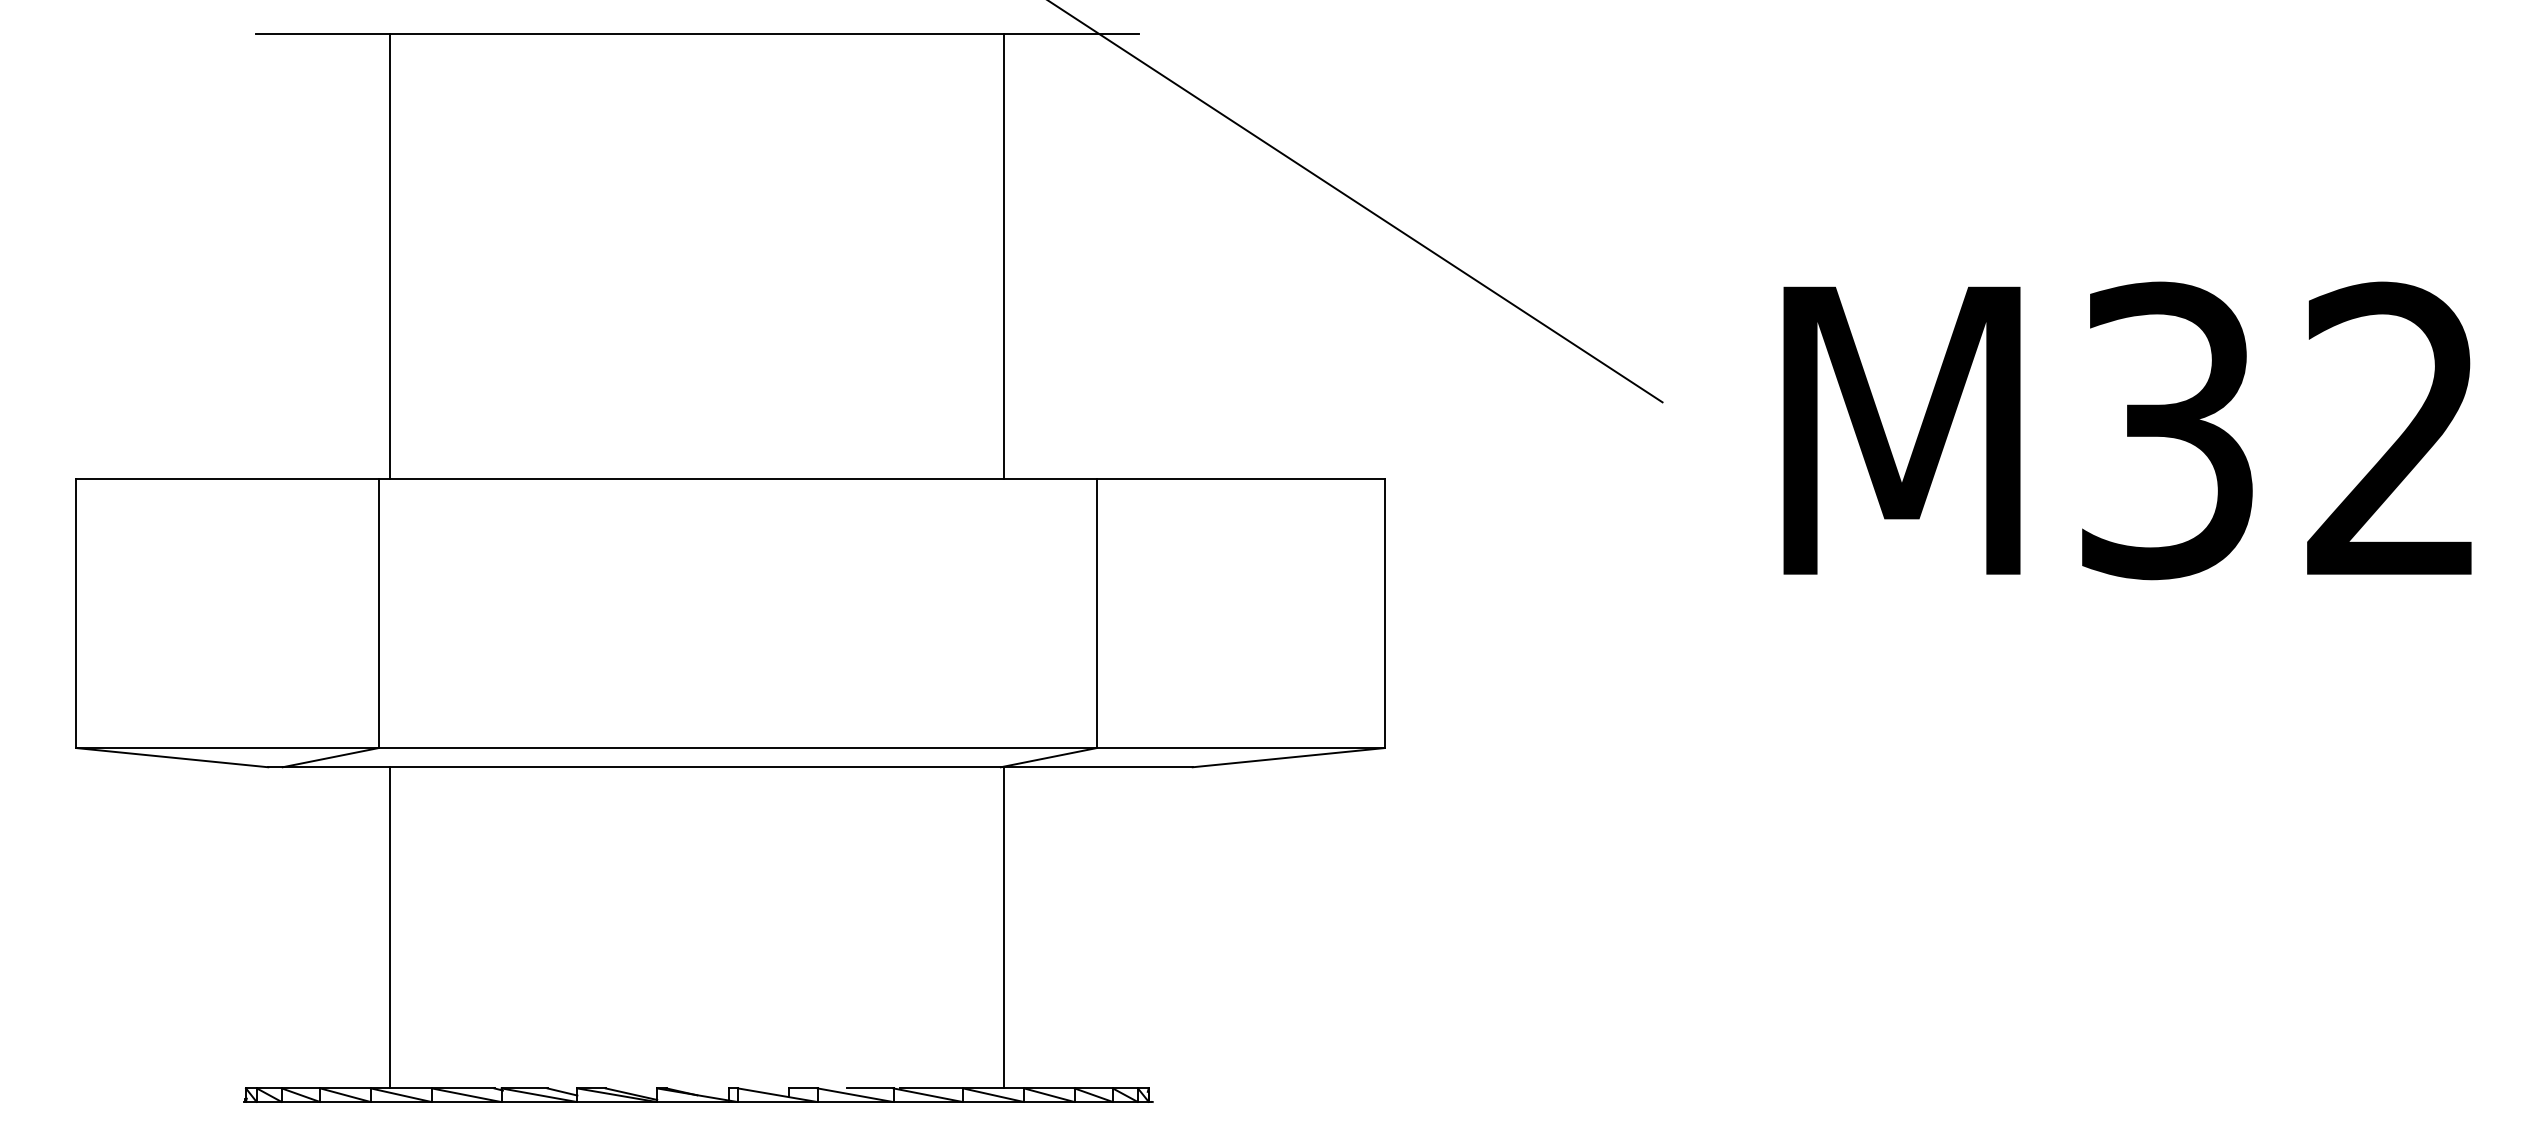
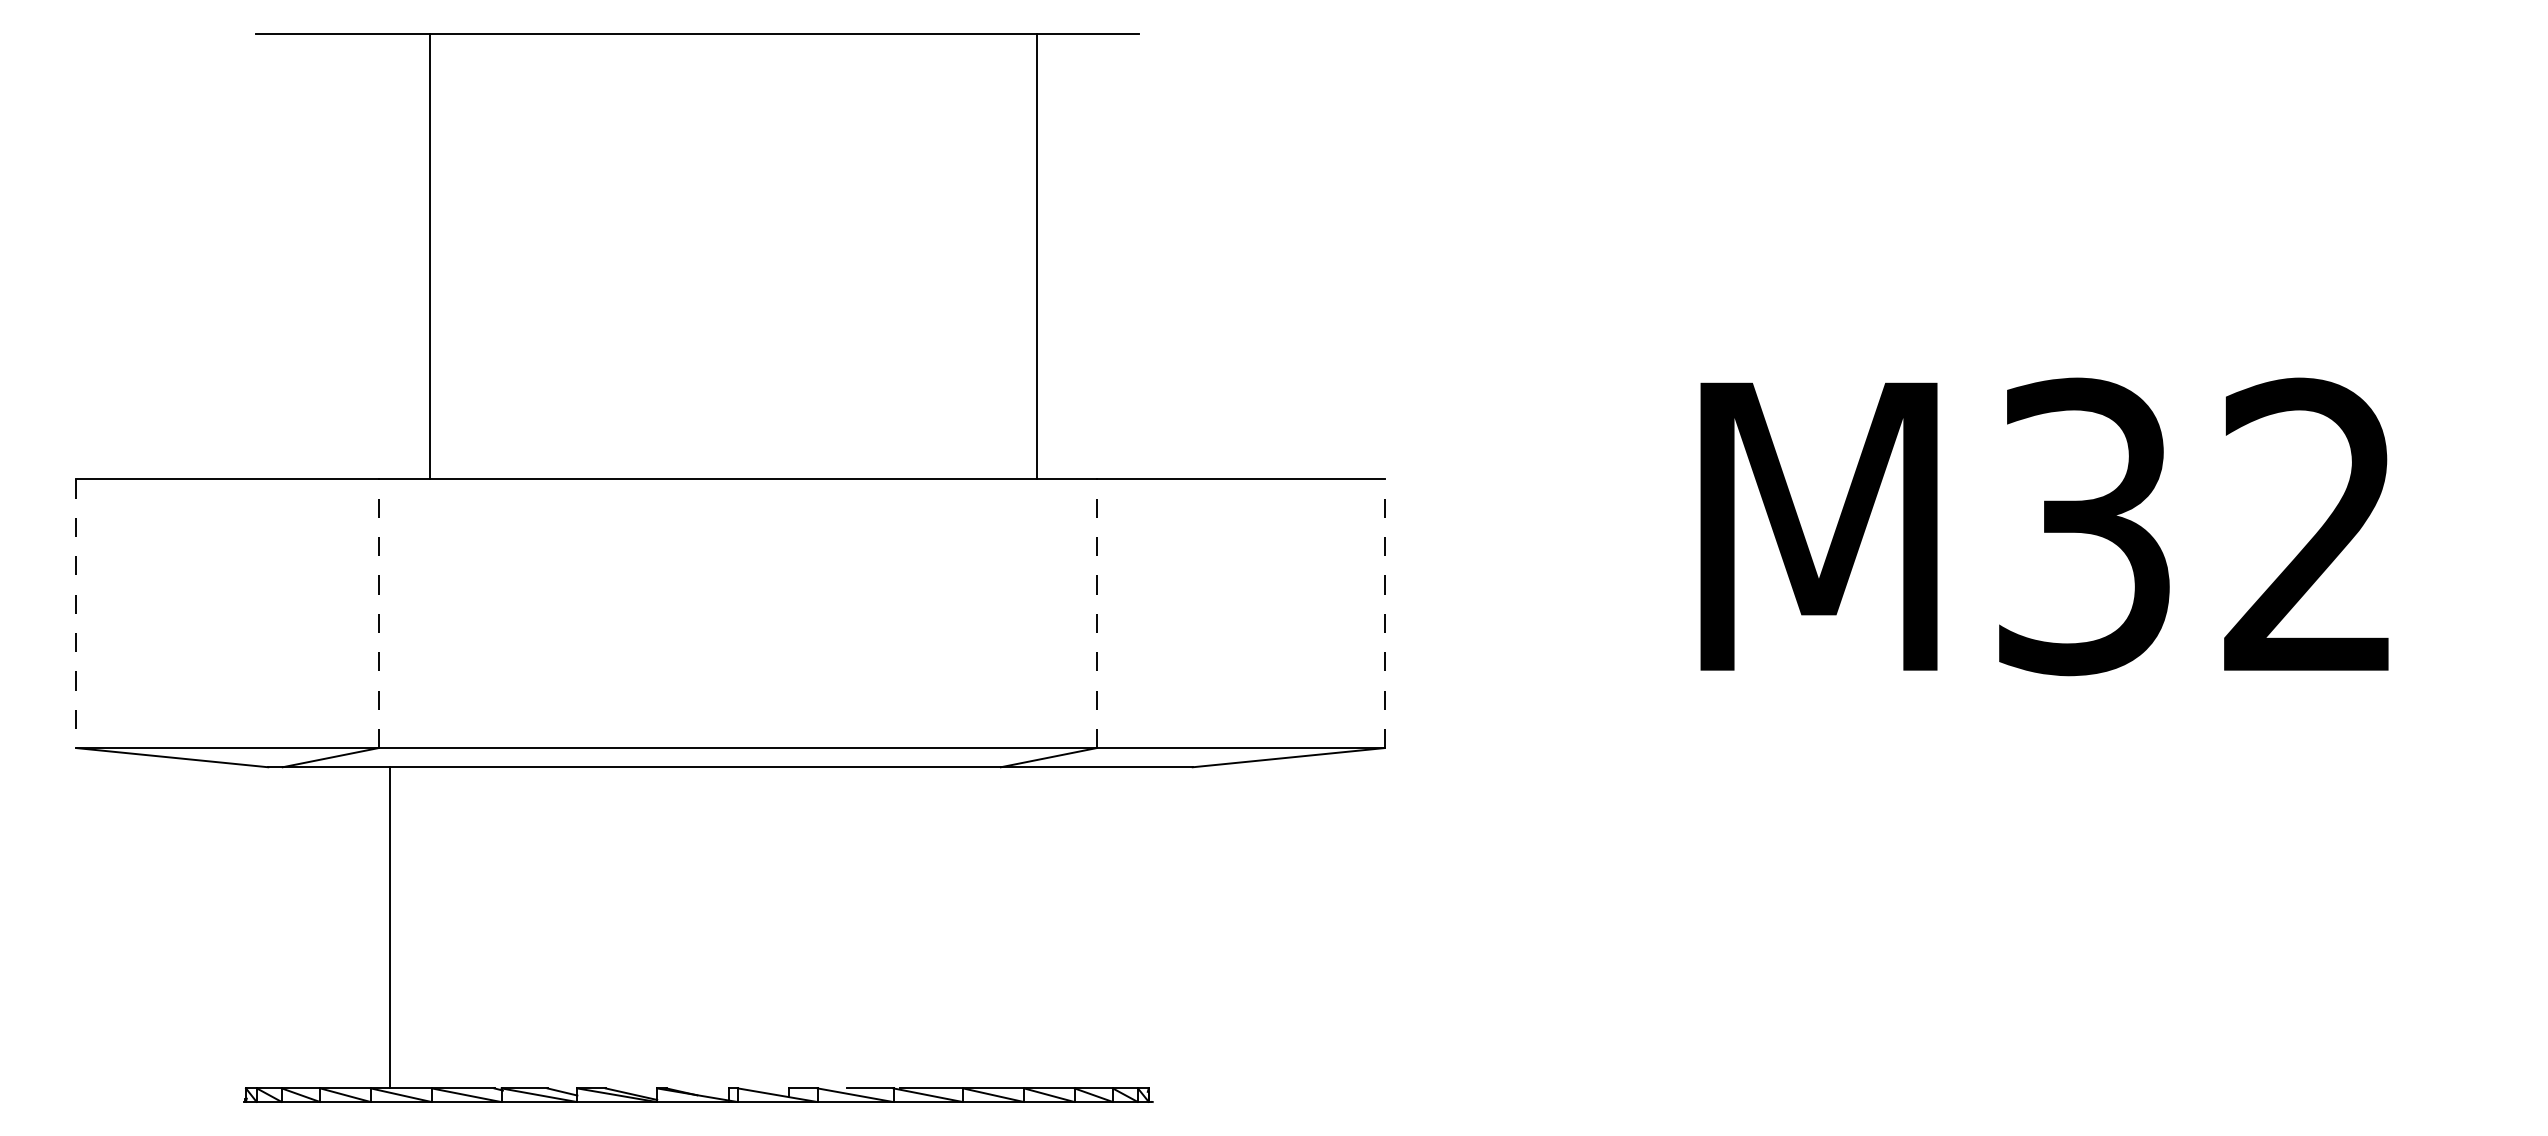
line: present -> none (1356, 202)
line position: (390, 256) -> (430, 256) (430, 256)
line position: (1004, 256) -> (1037, 256) (1037, 256)
text position: (2127, 430) -> (2044, 526) (2044, 526)
line: solid -> dashed (378, 613)
line: solid -> dashed (1096, 613)
line: solid -> dashed (1384, 613)
line: solid -> dashed (76, 614)
line: present -> none (1004, 927)
